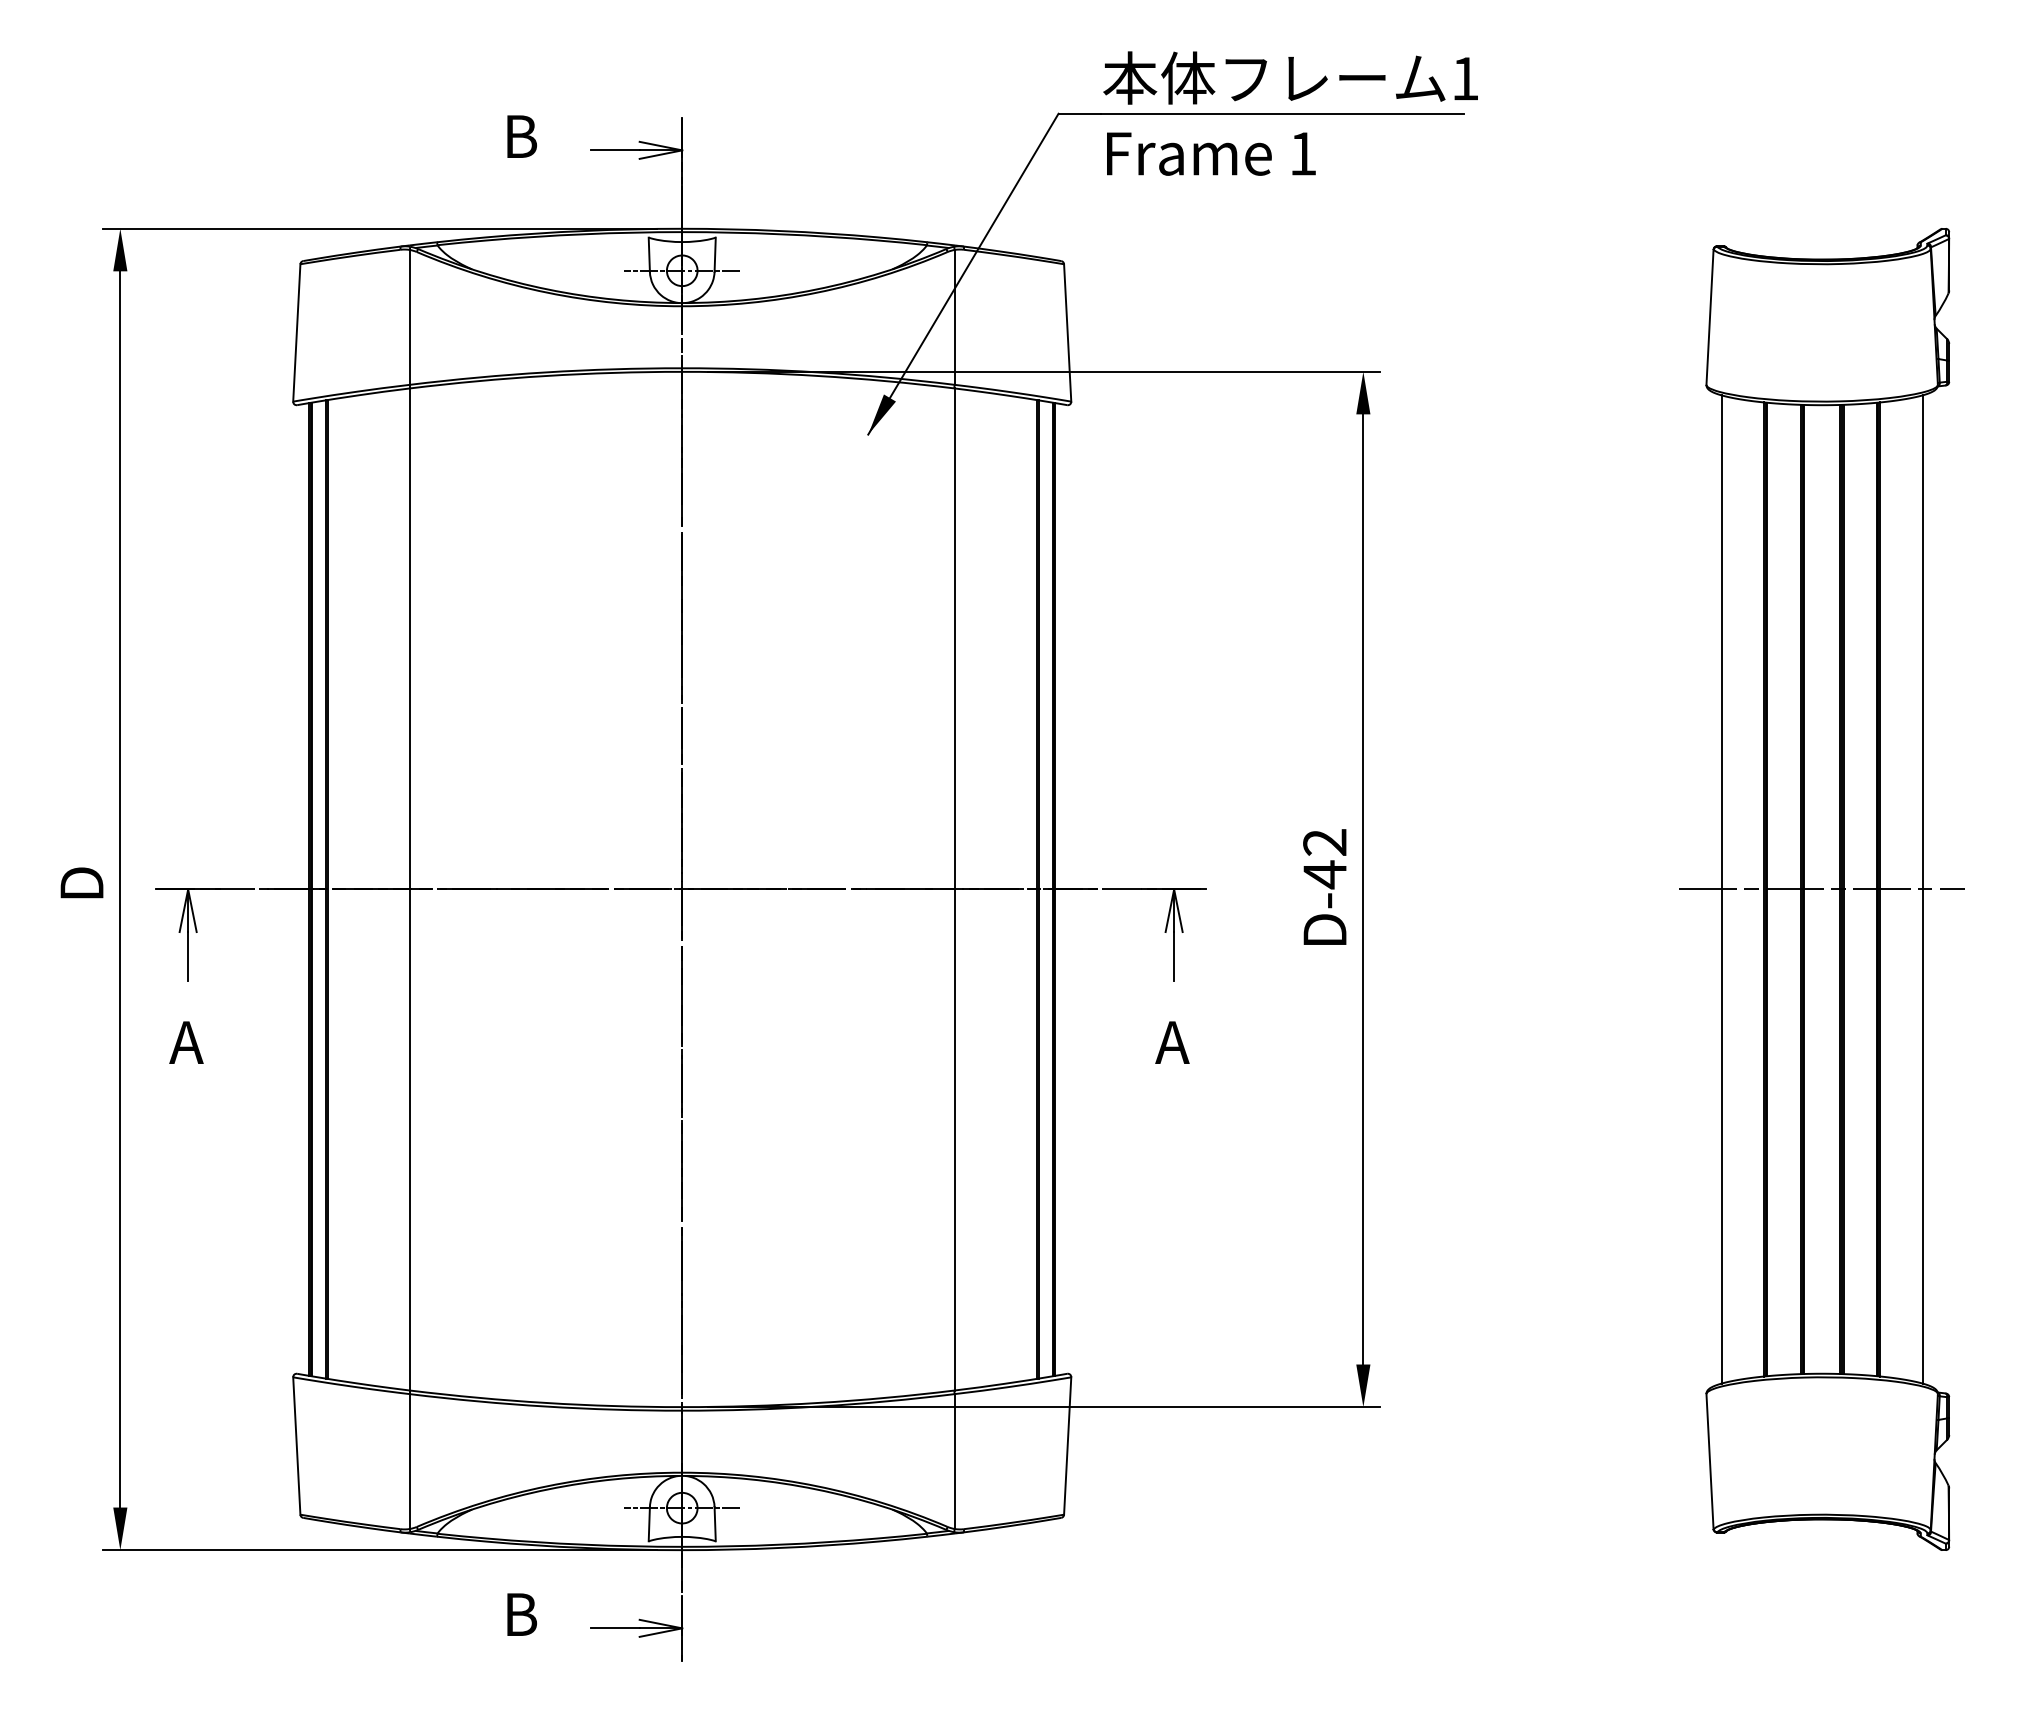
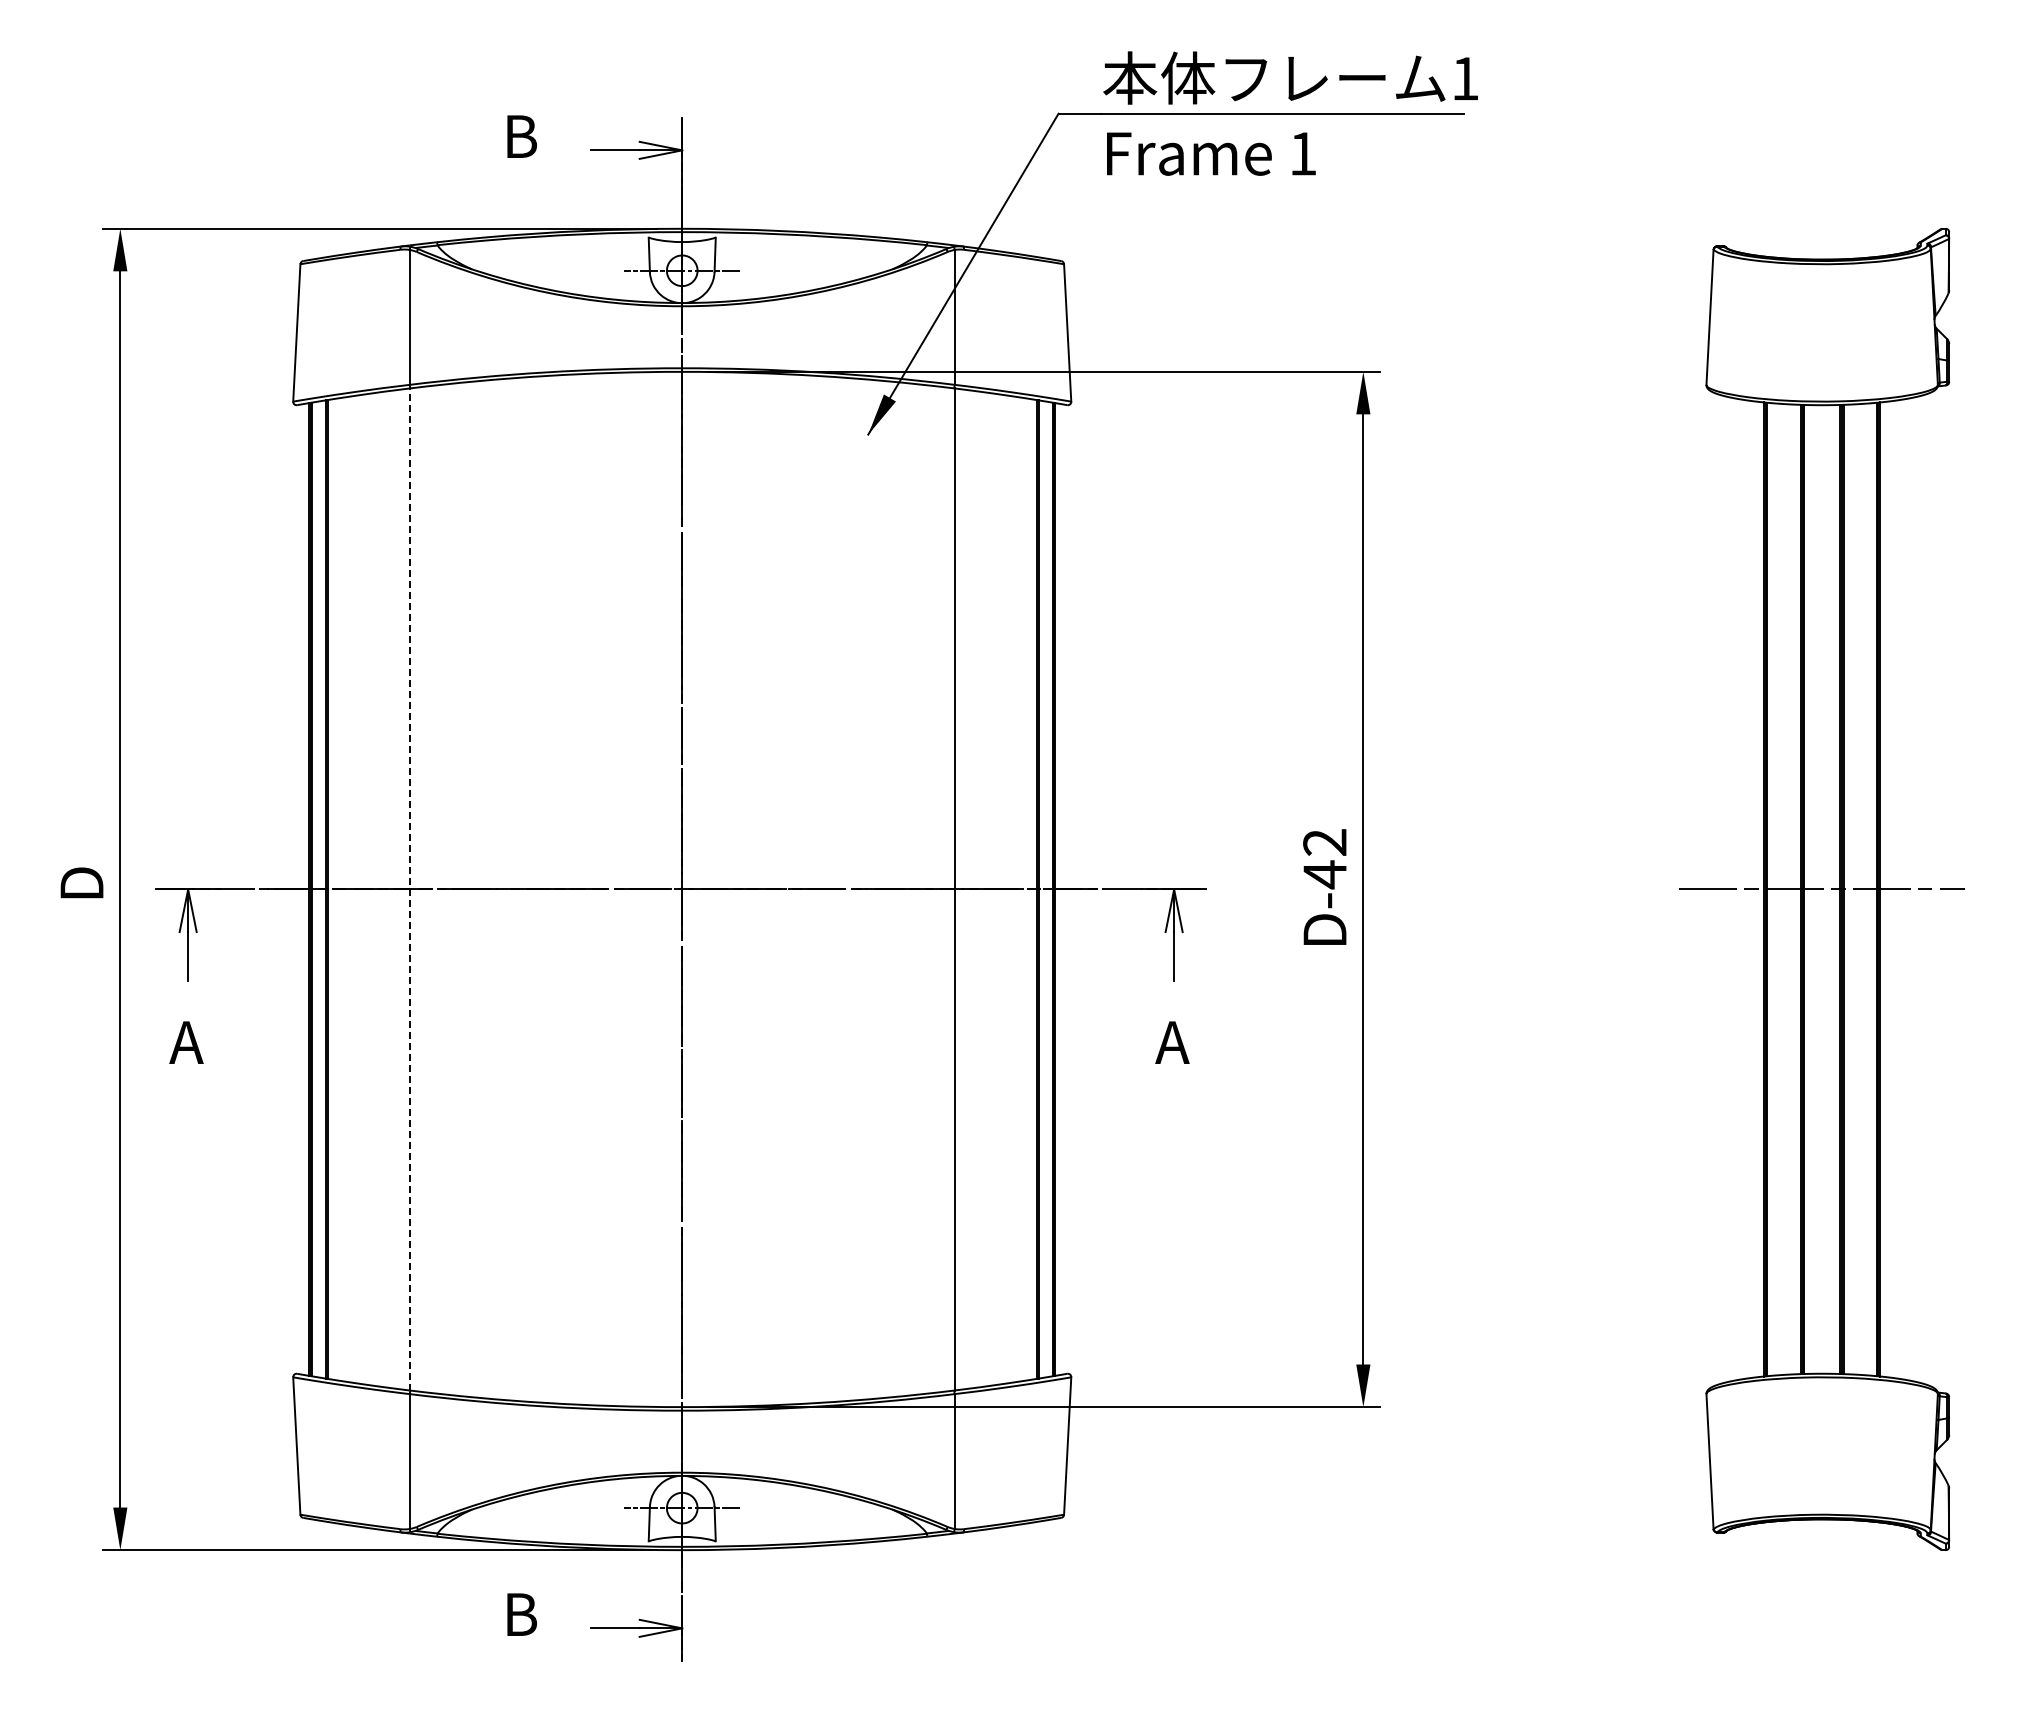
line: solid -> dashed (409, 888)
line: present -> none (1721, 889)
line: present -> none (1922, 889)
